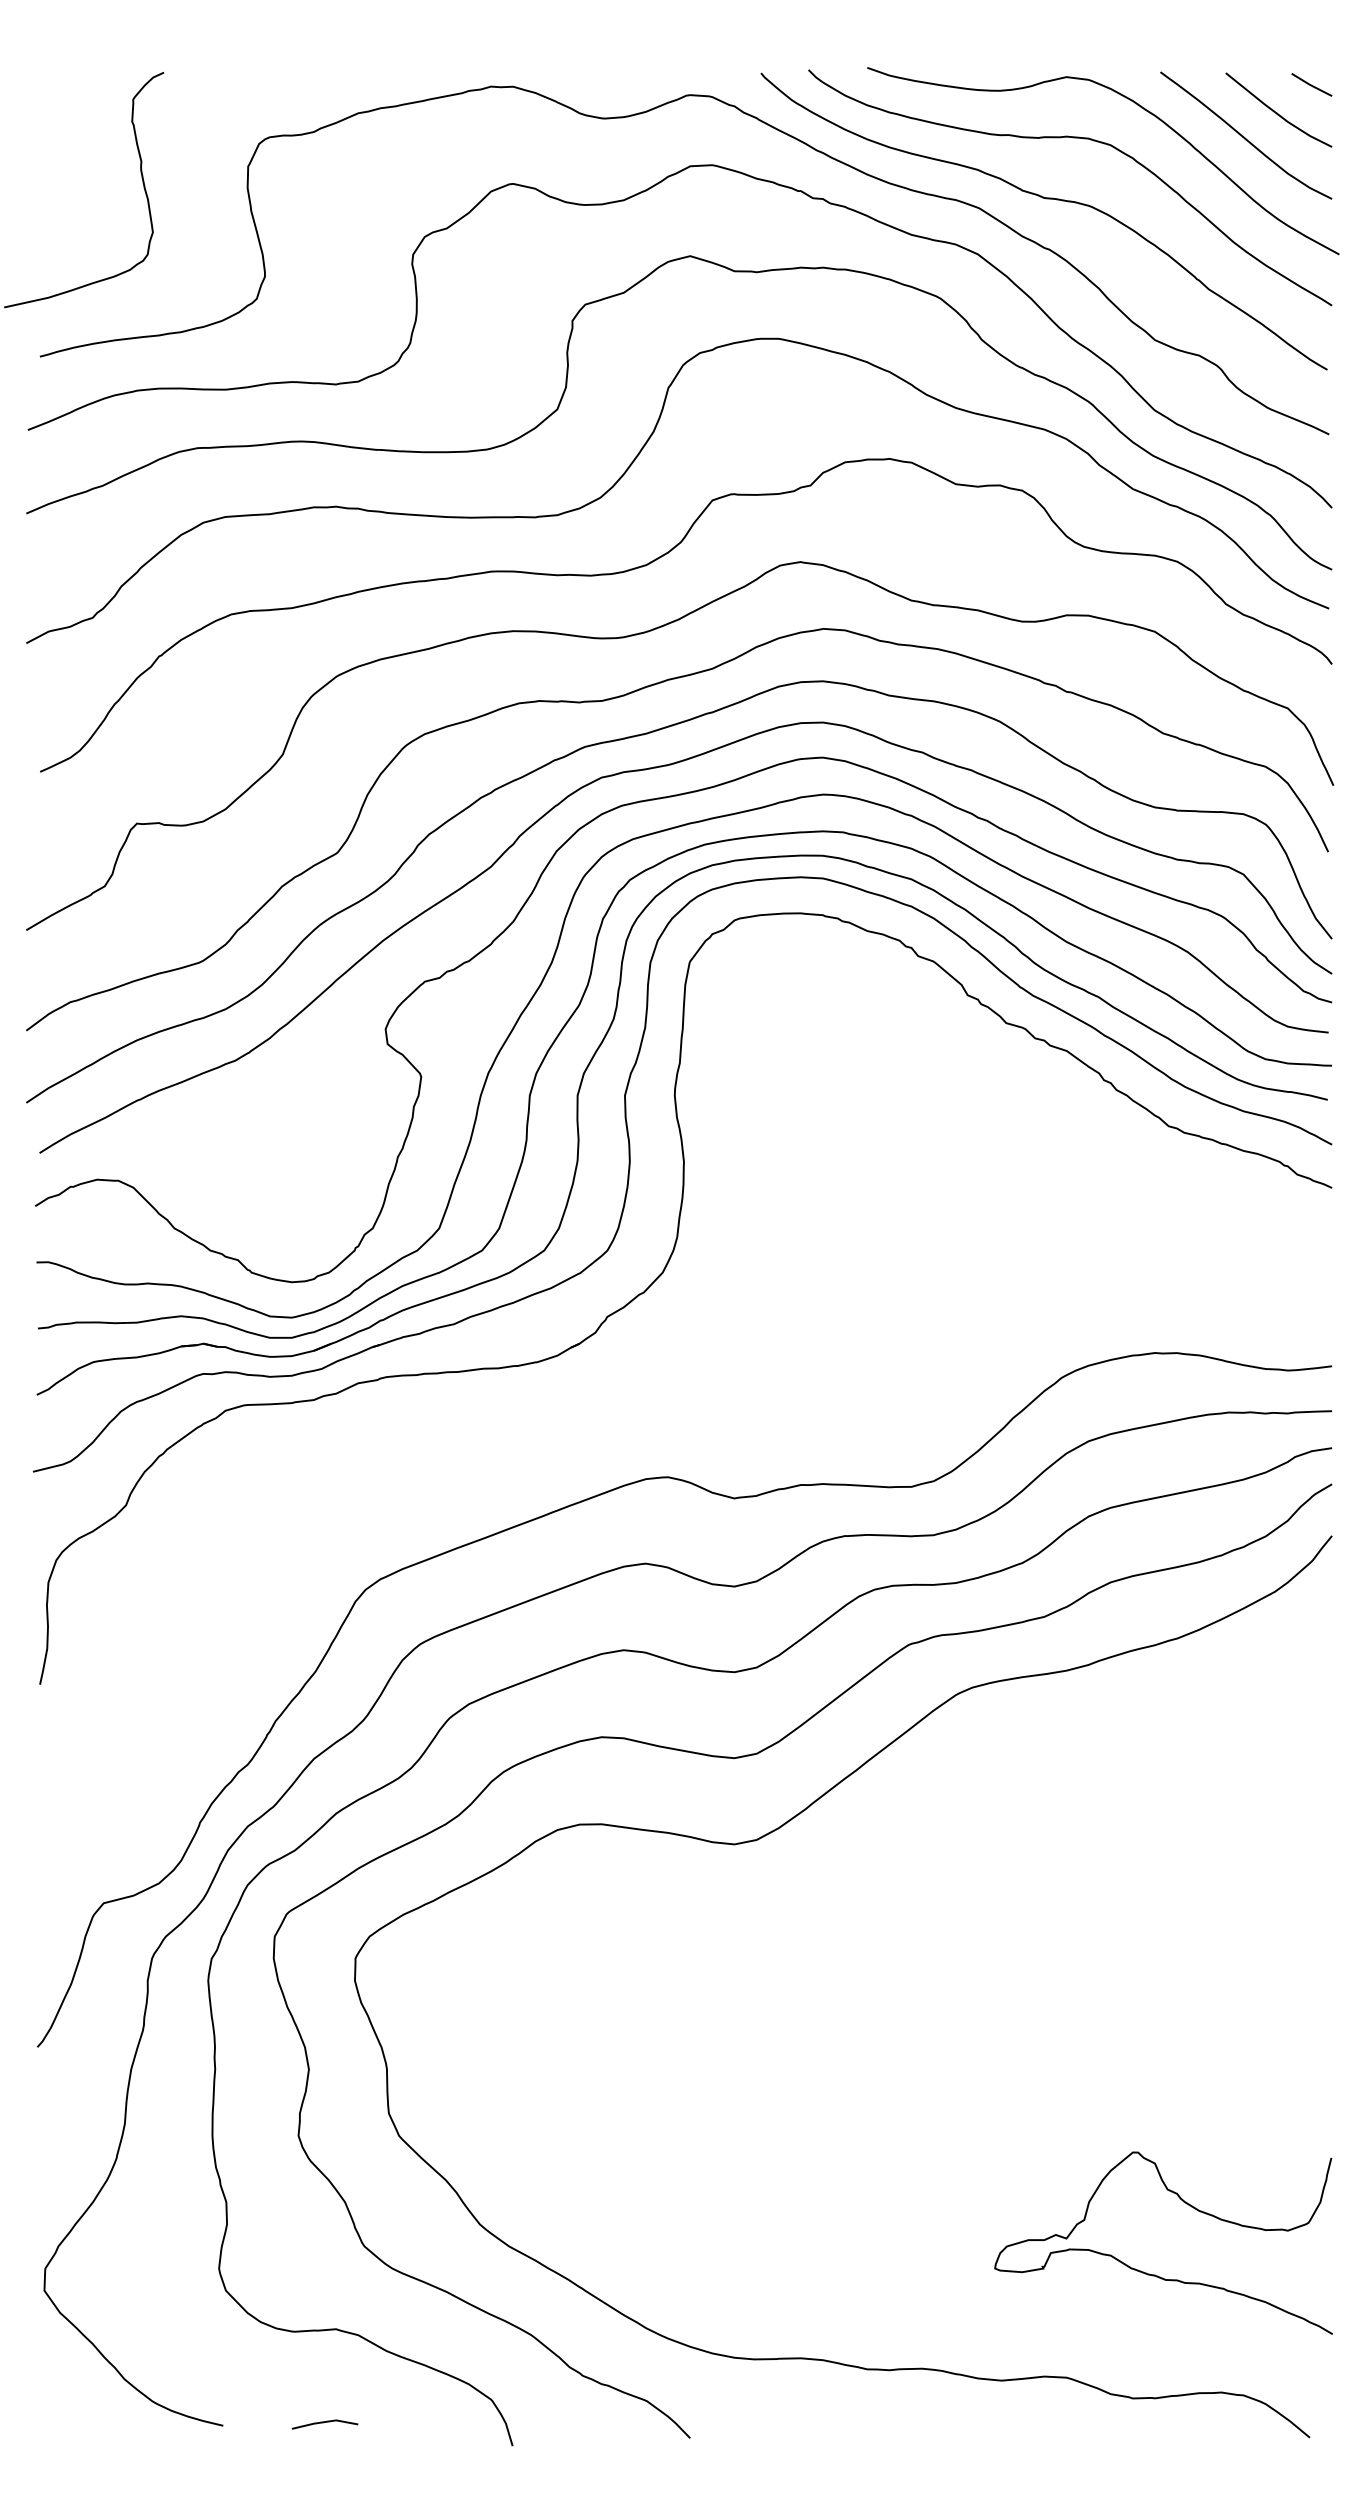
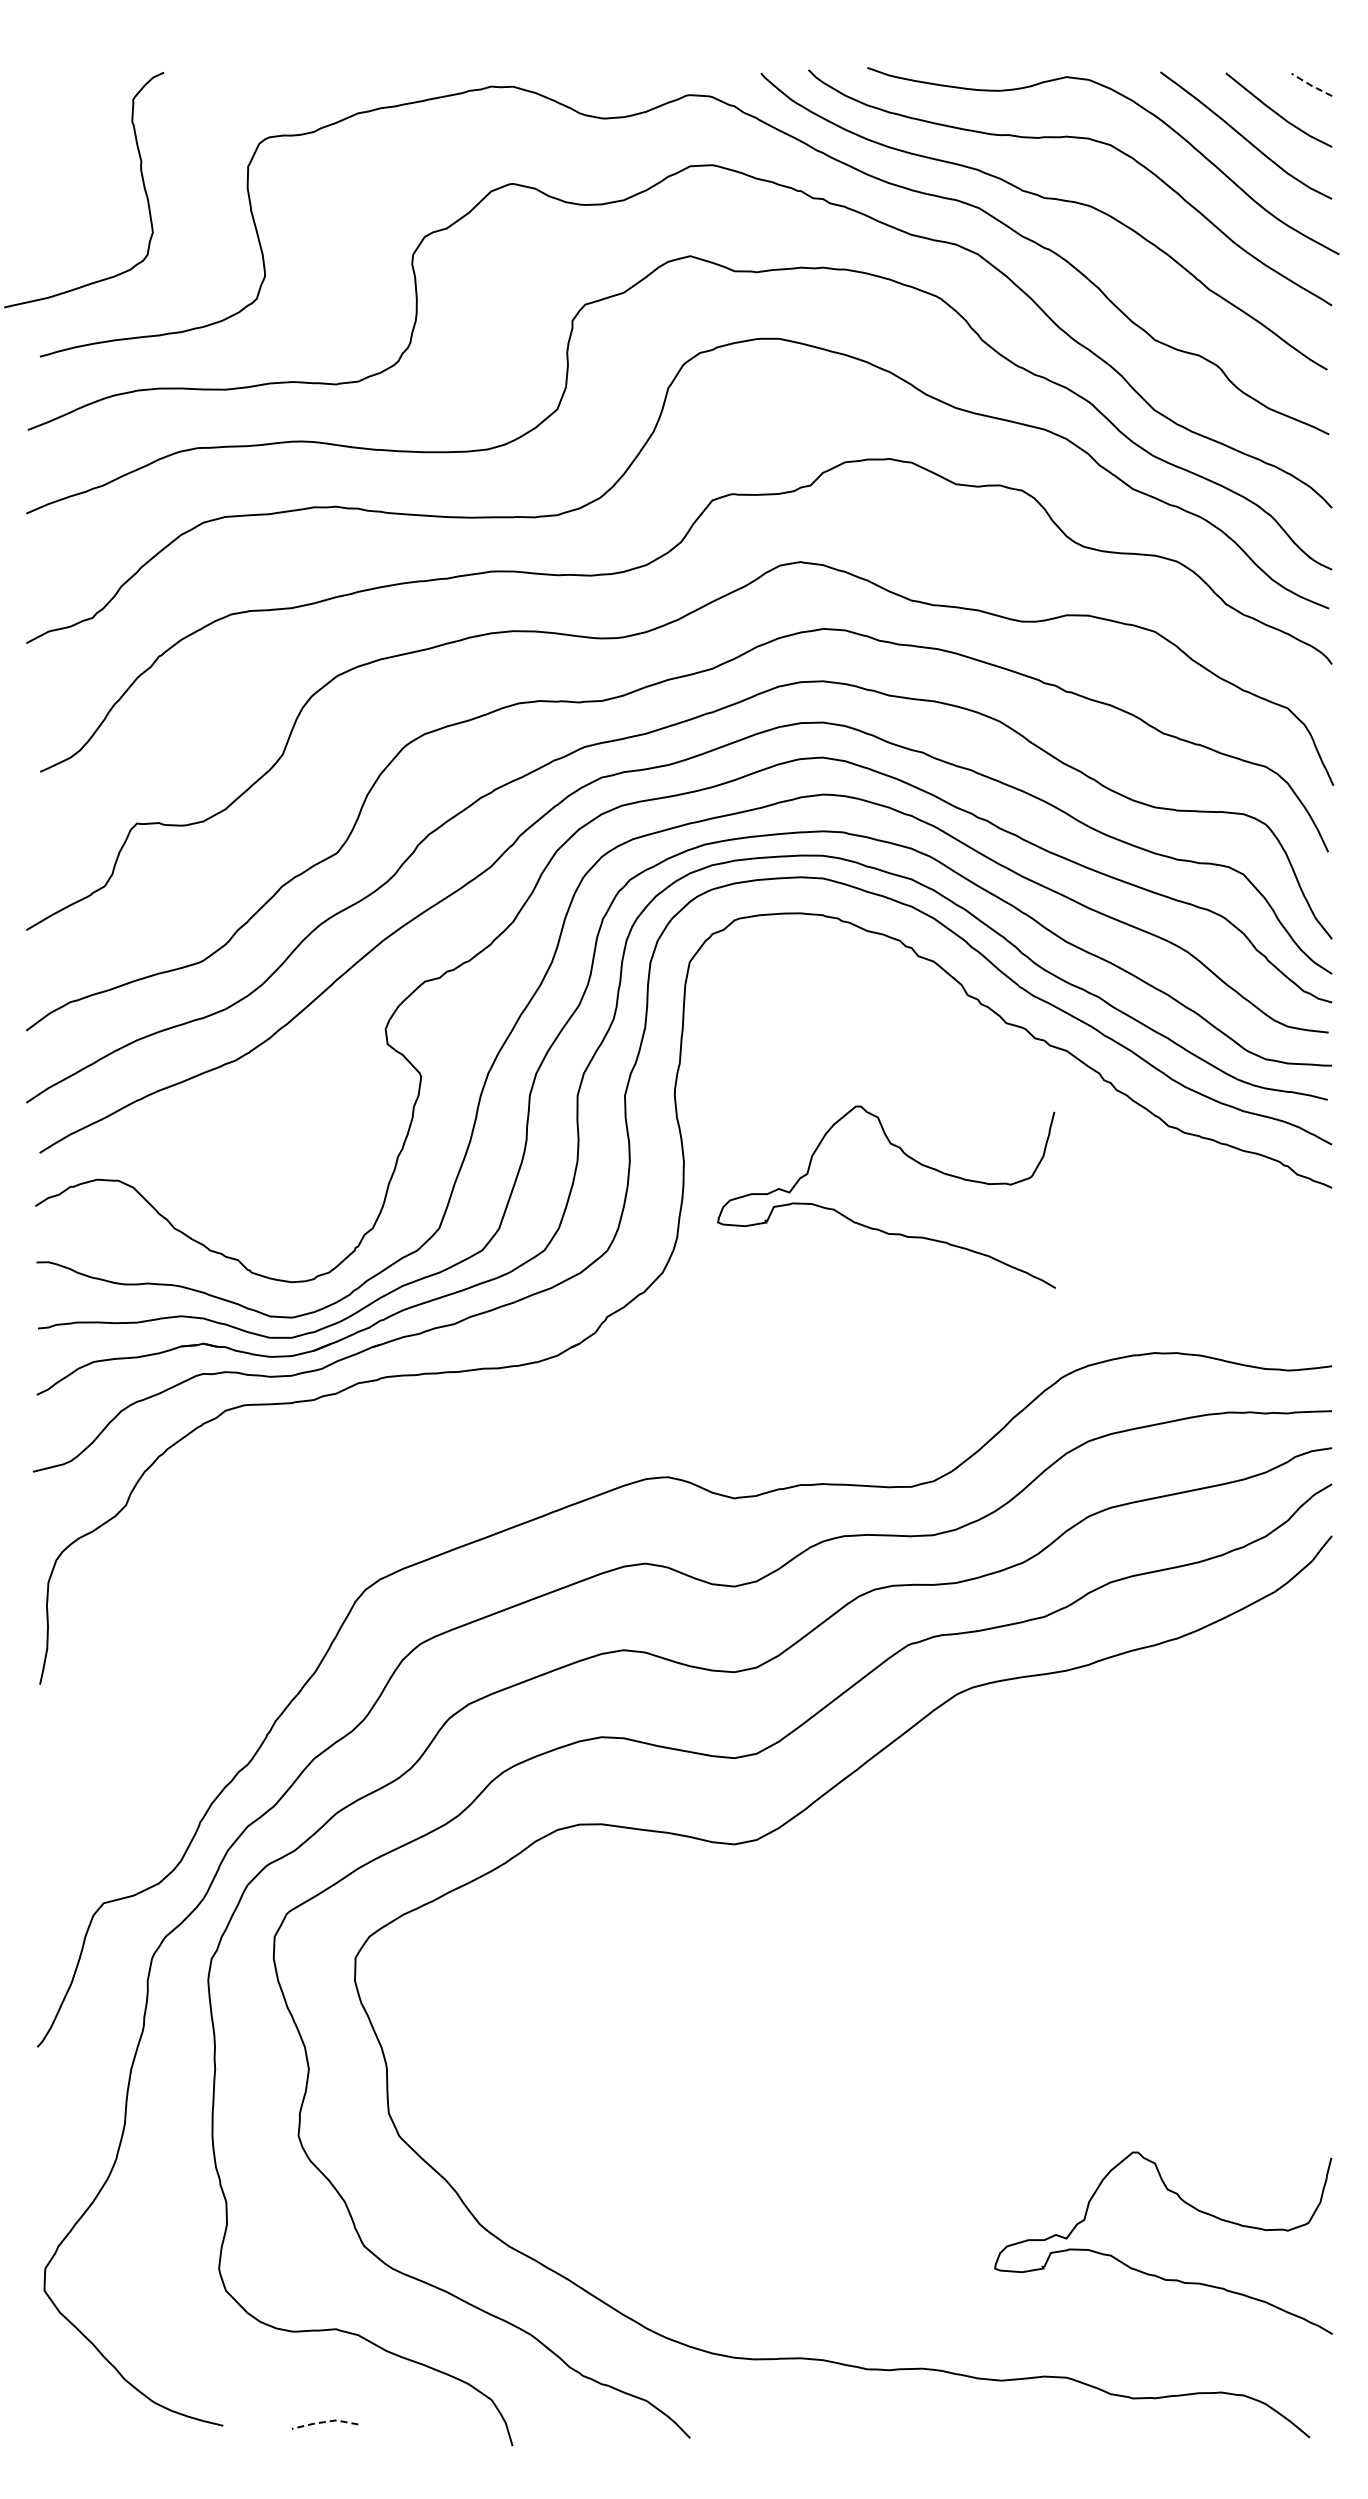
line: solid -> dashed (1310, 85)
curve: none -> present (878, 1228)
line: solid -> dashed (324, 2422)
